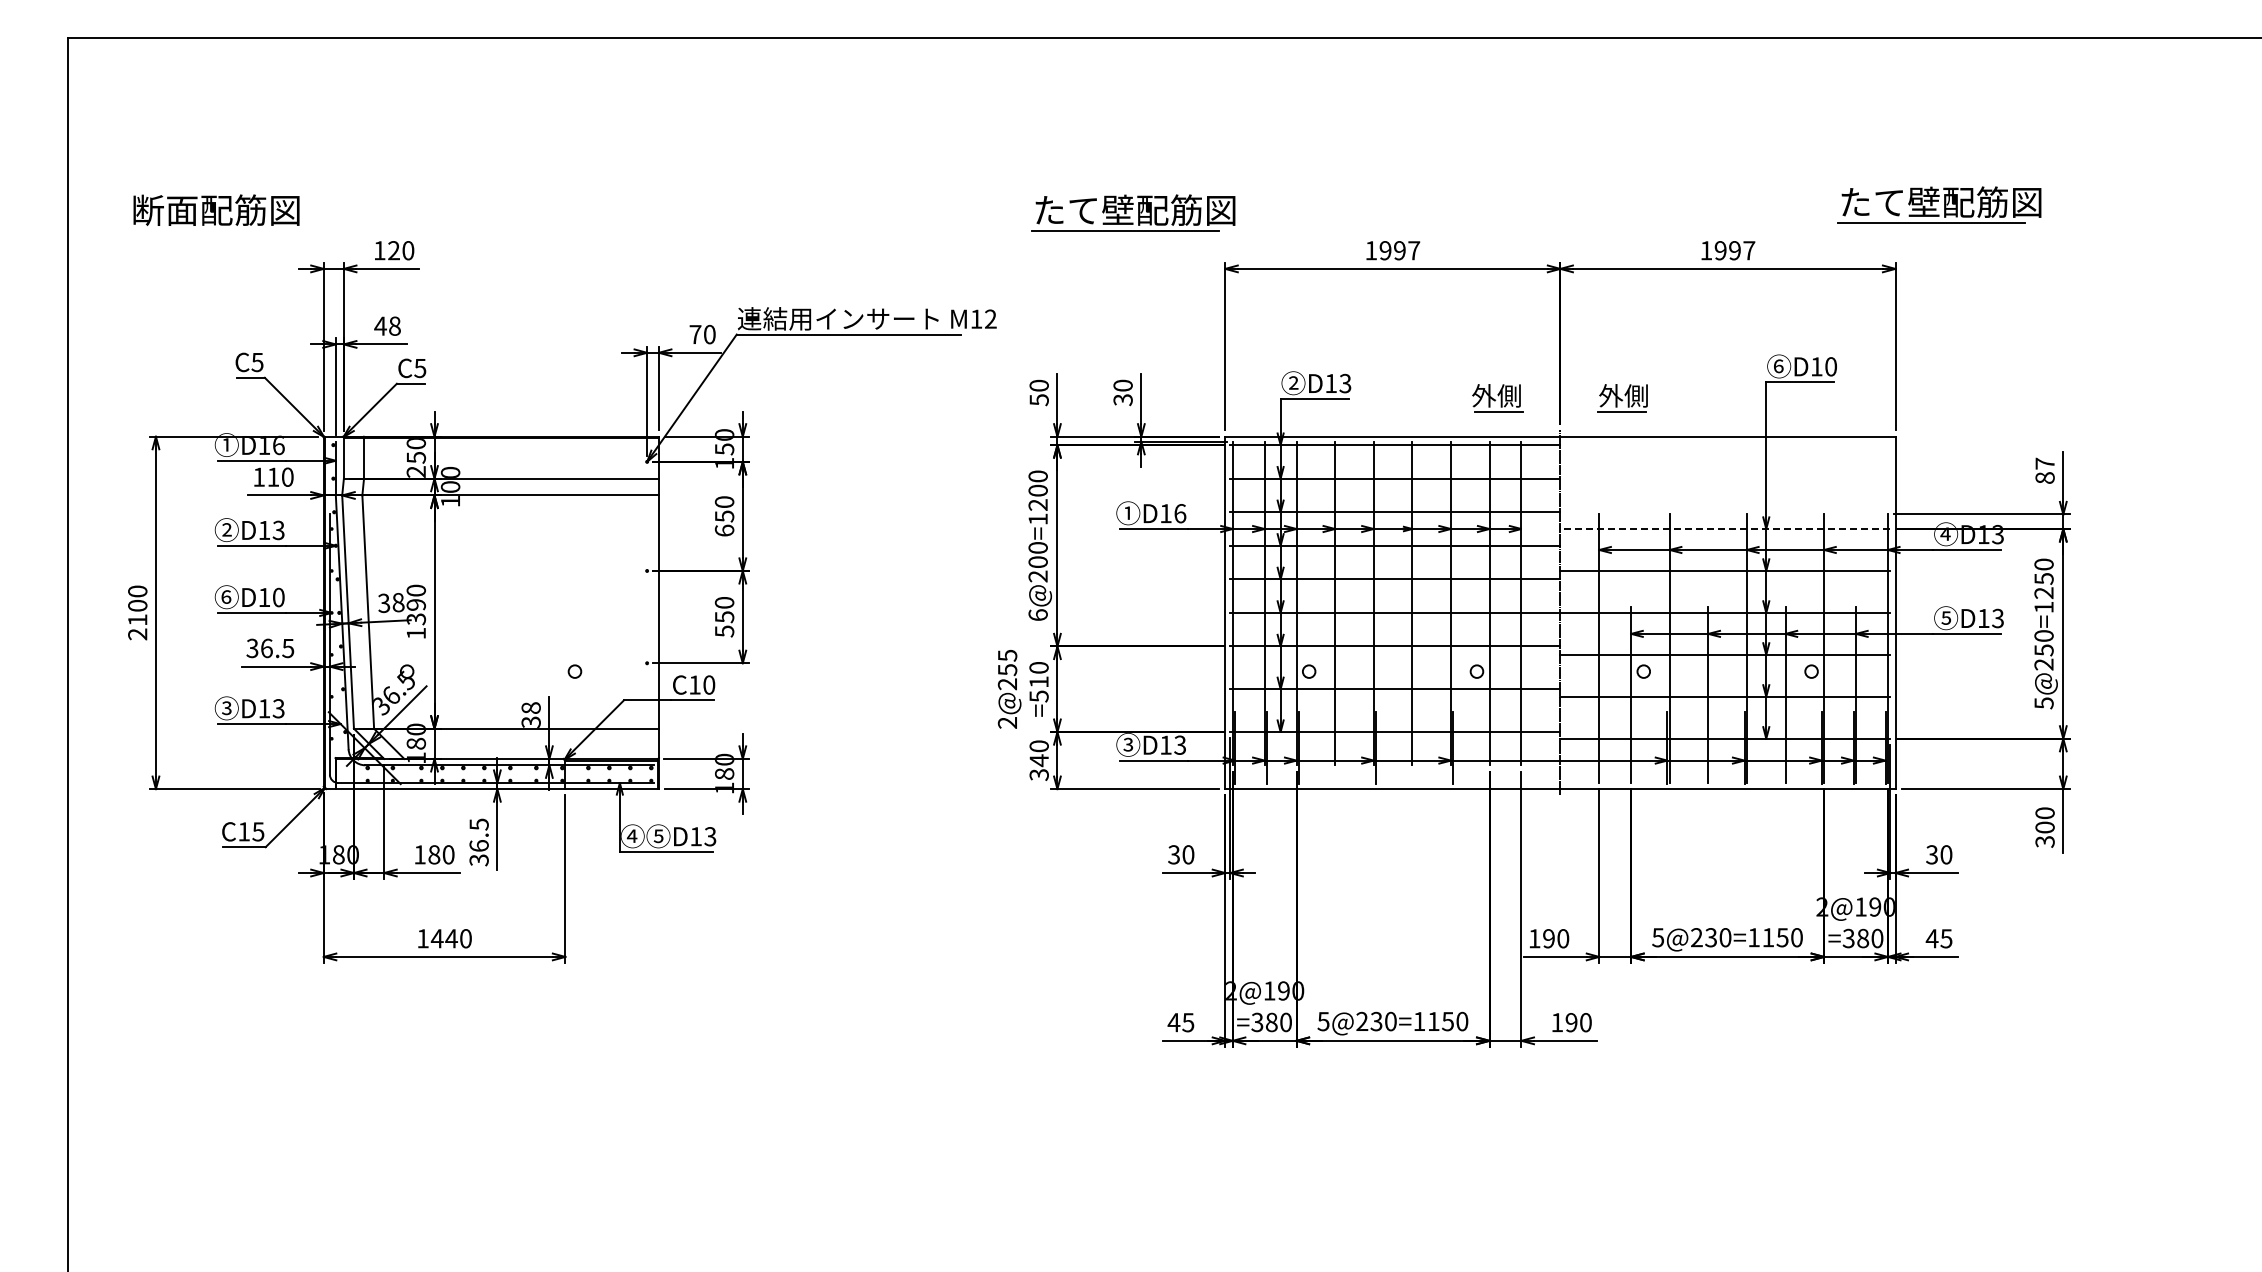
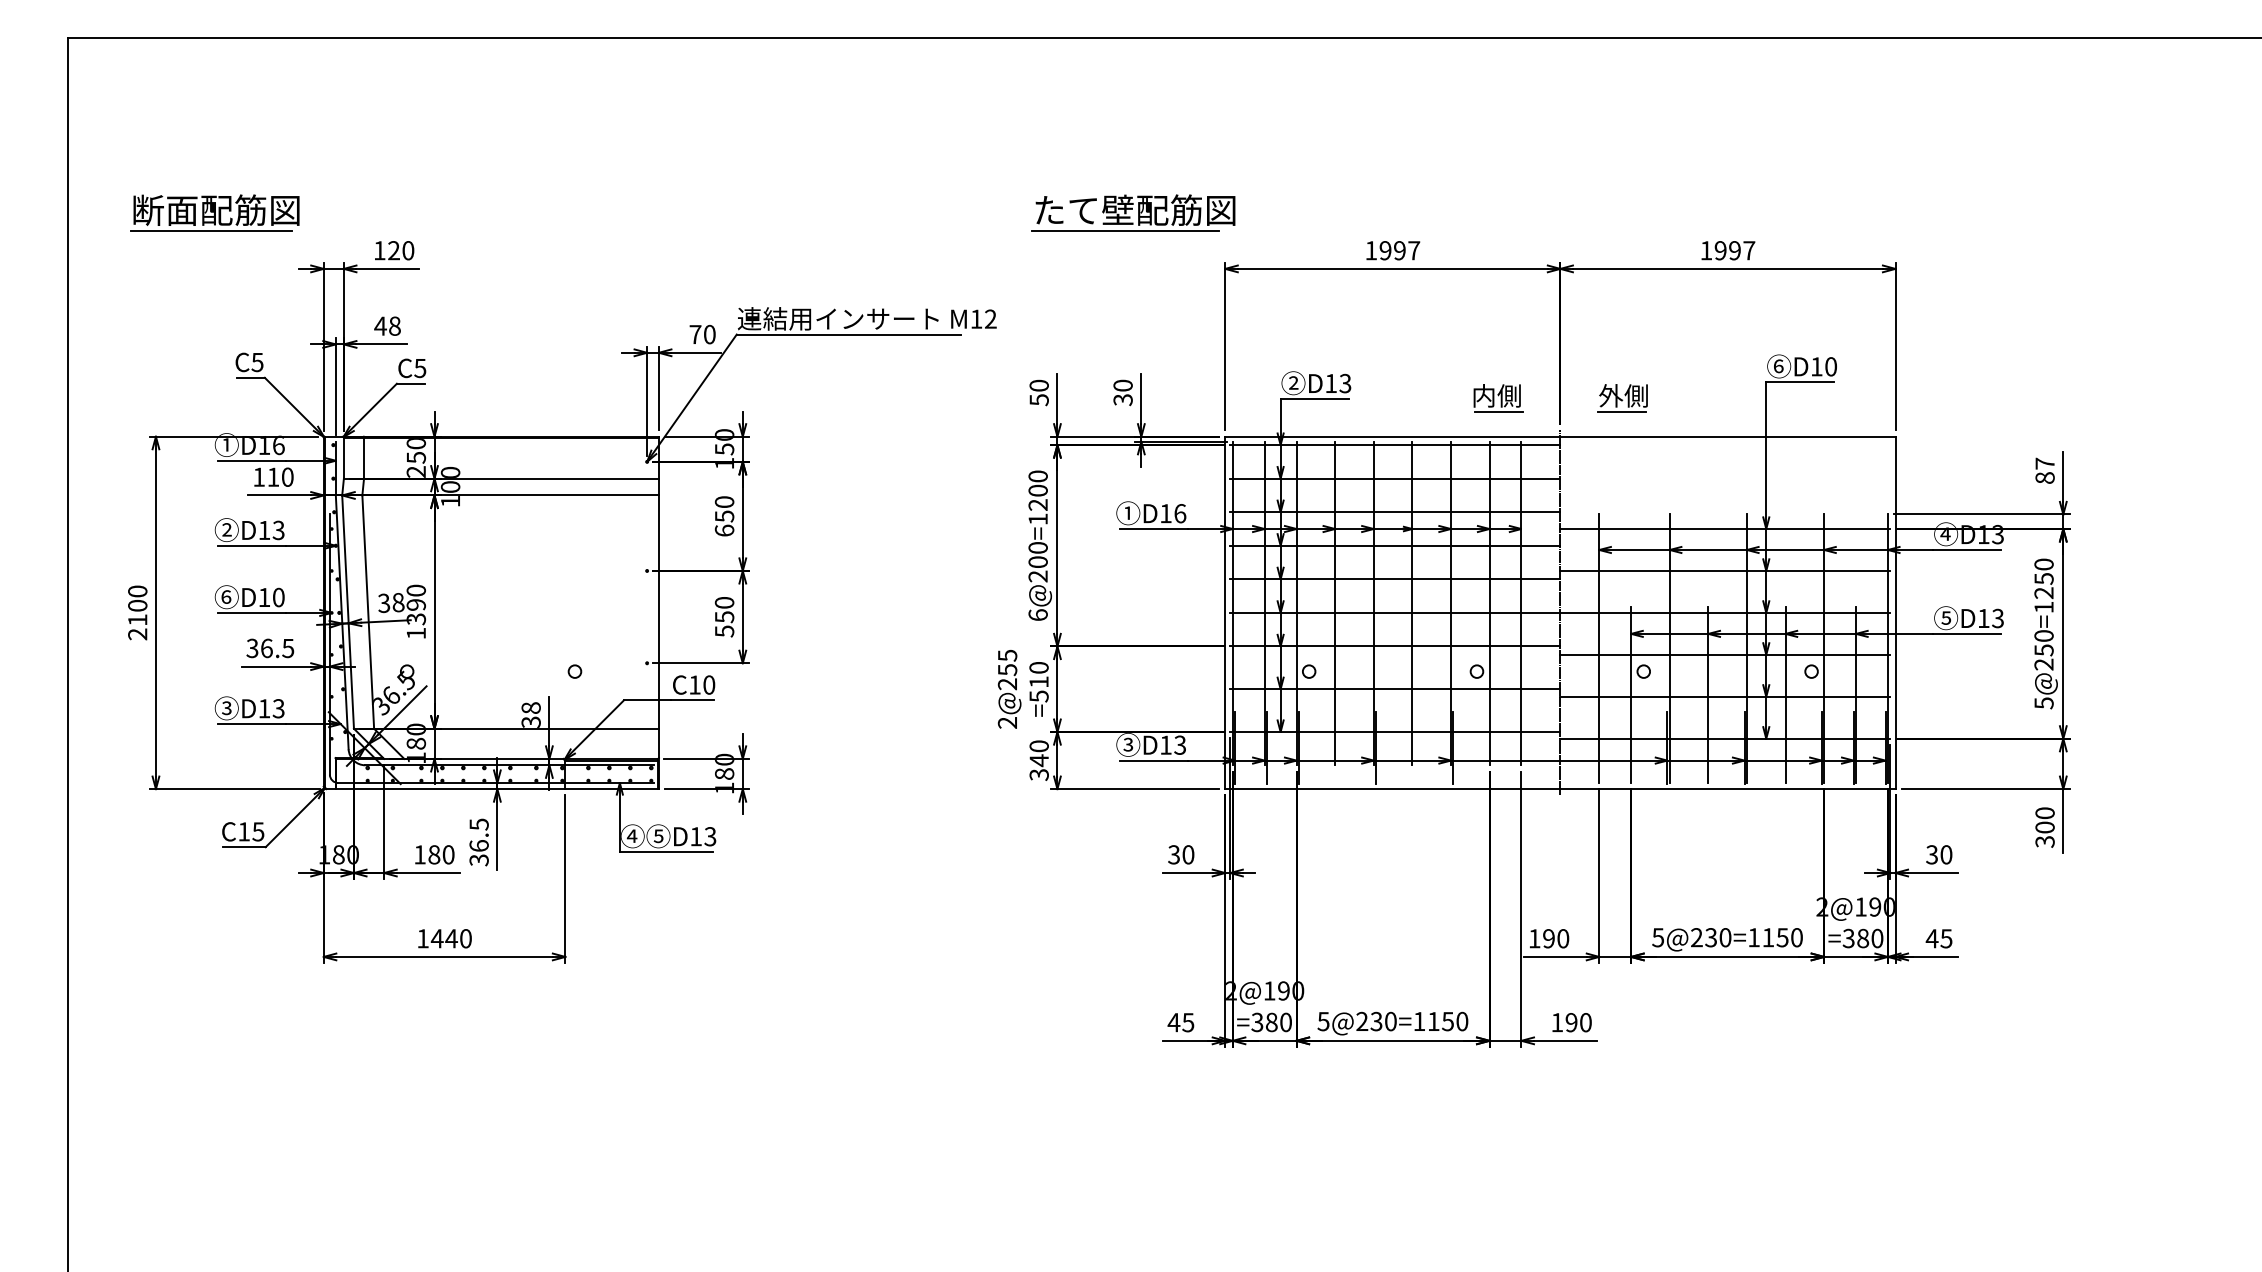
part: present -> none (1939, 204)
line: none -> present (210, 231)
text: 外側 -> 内側 (1484, 395)
line: dashed -> solid (1724, 529)
